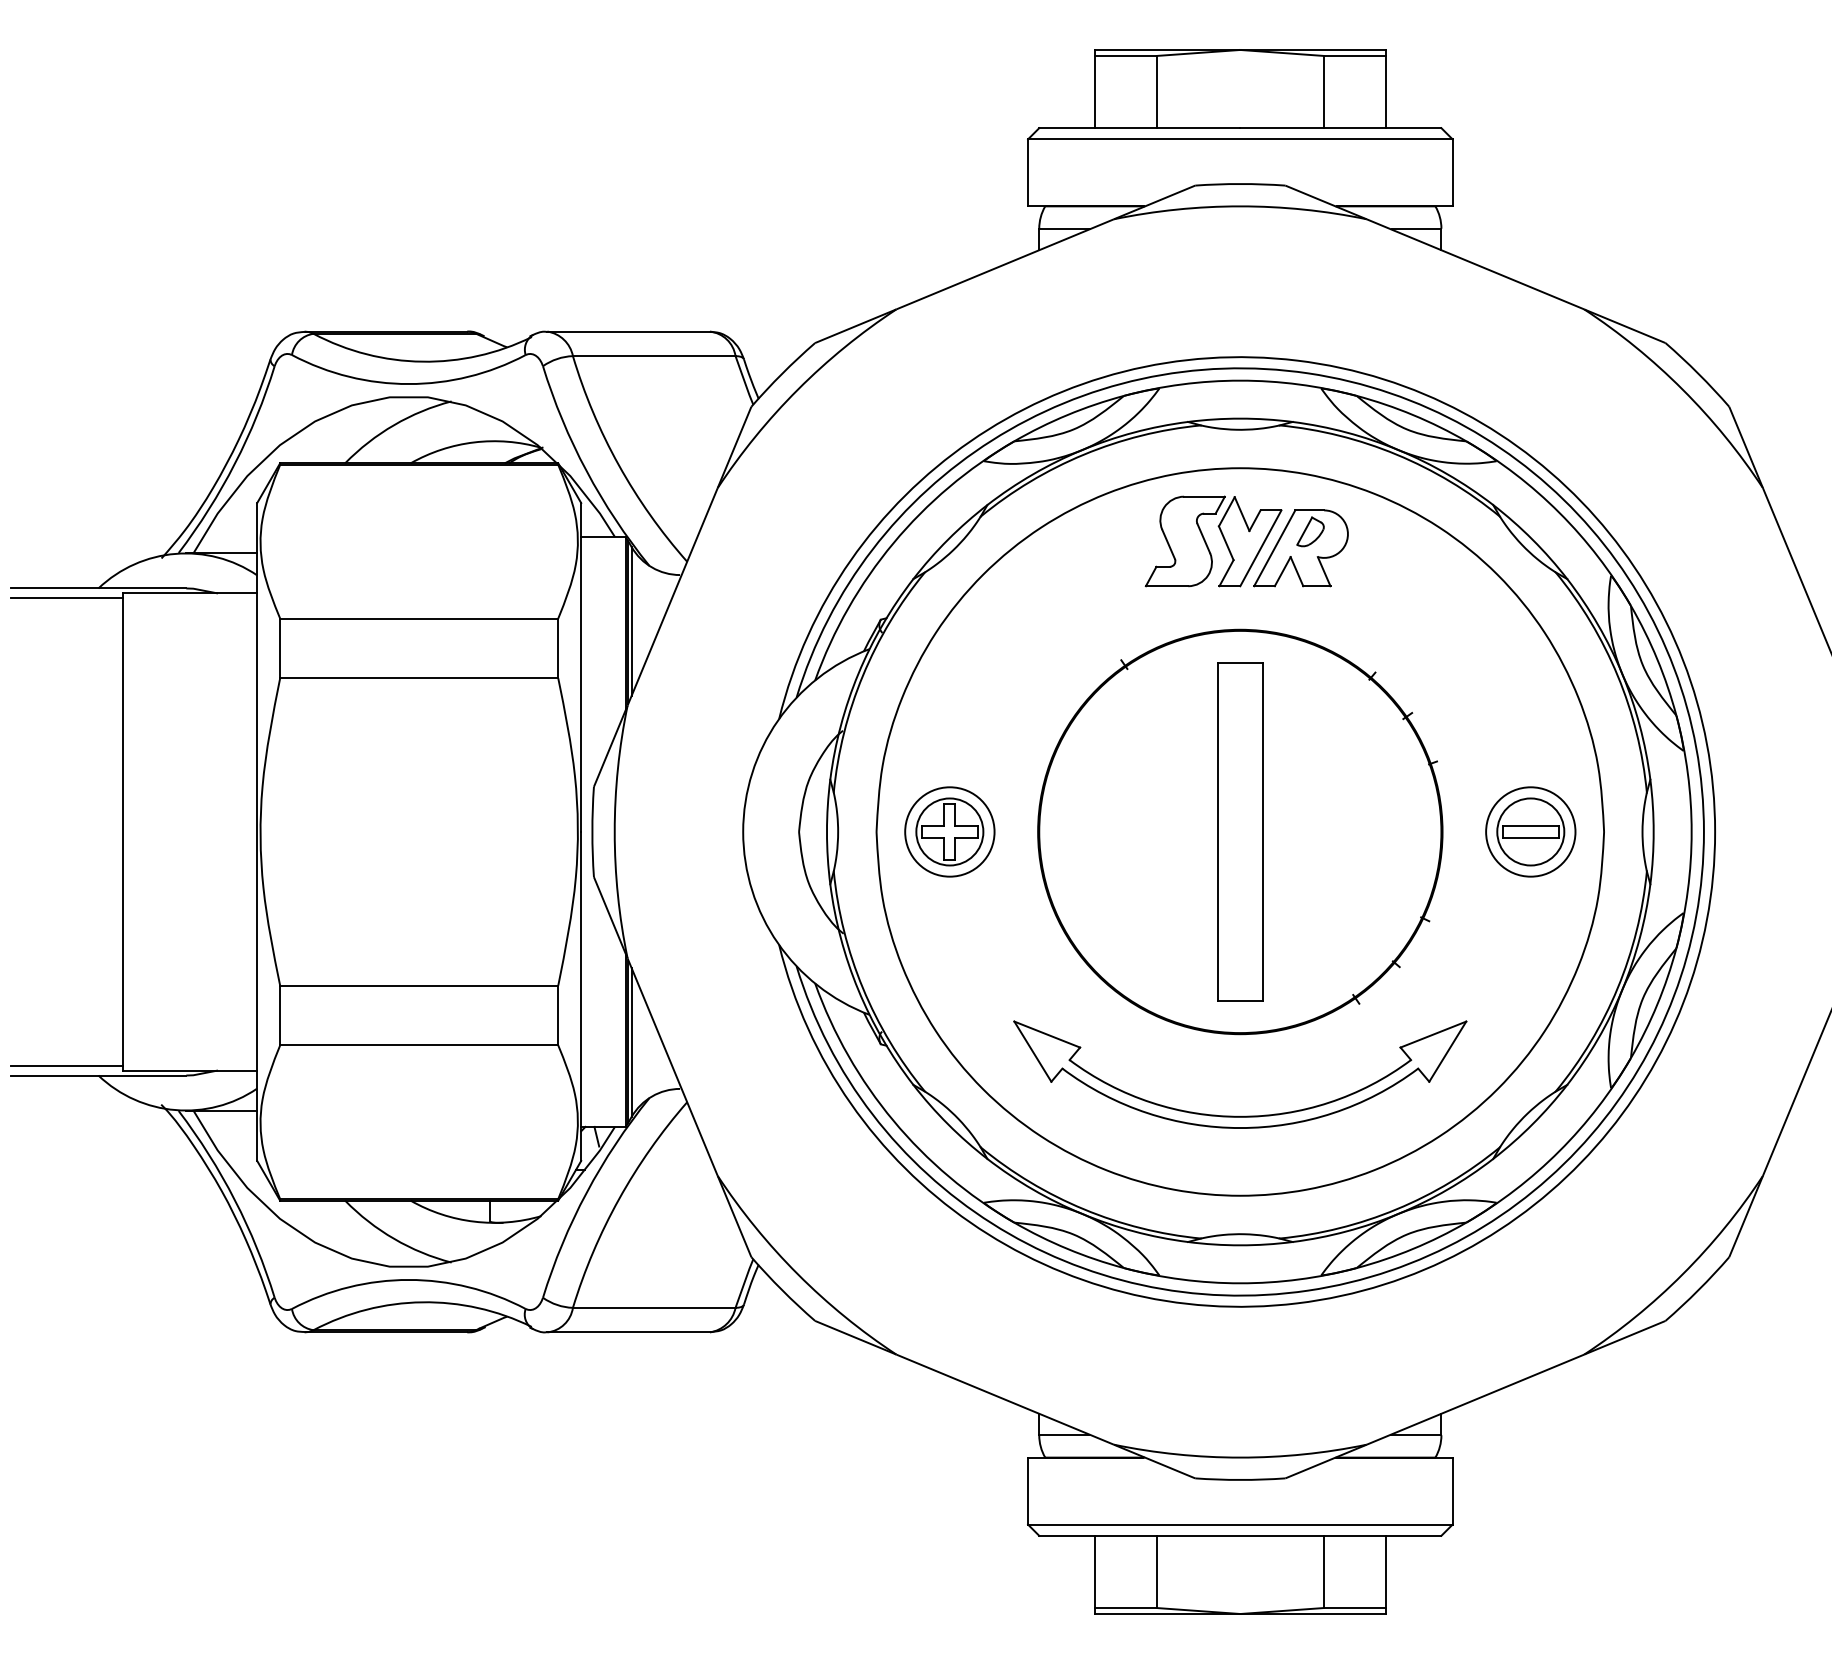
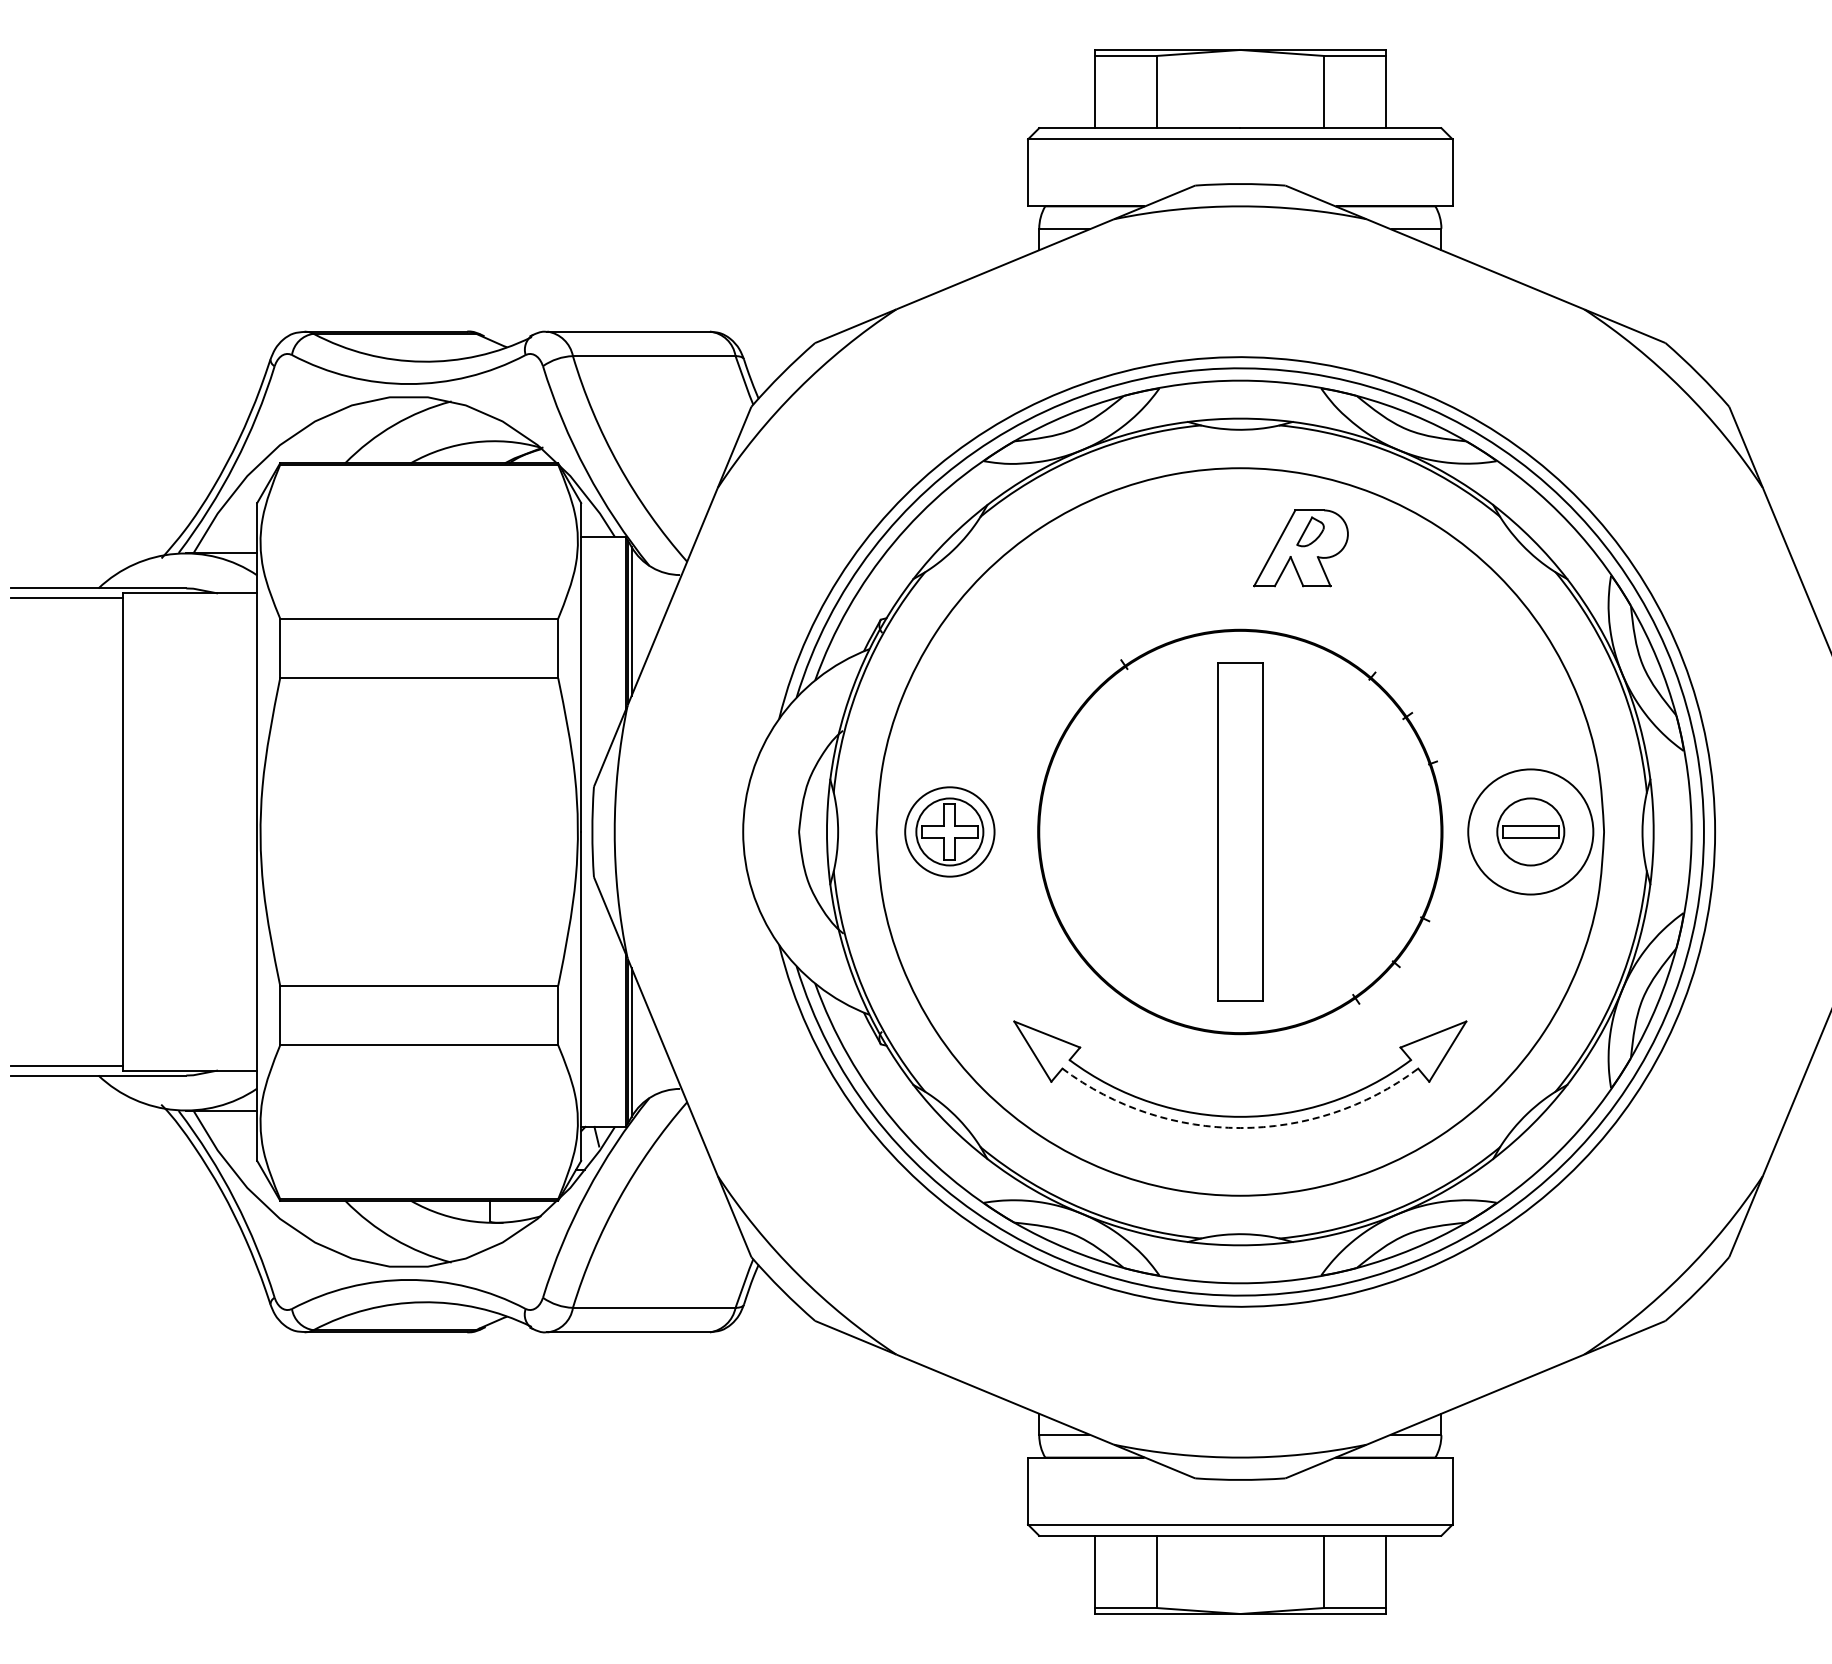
part: present -> none (1207, 544)
circle diameter: 89 px -> 125 px (1530, 831)
arc: solid -> dashed (1240, 1128)
